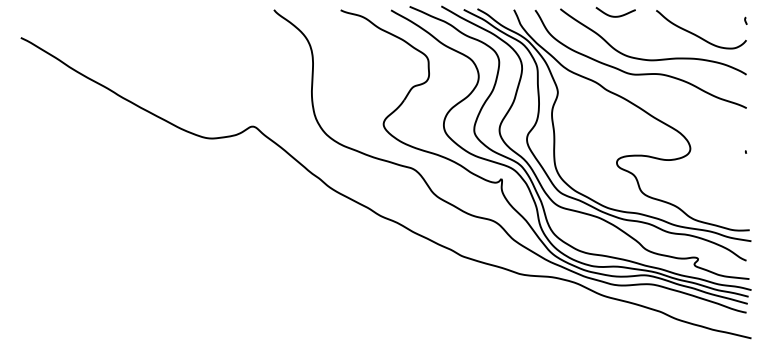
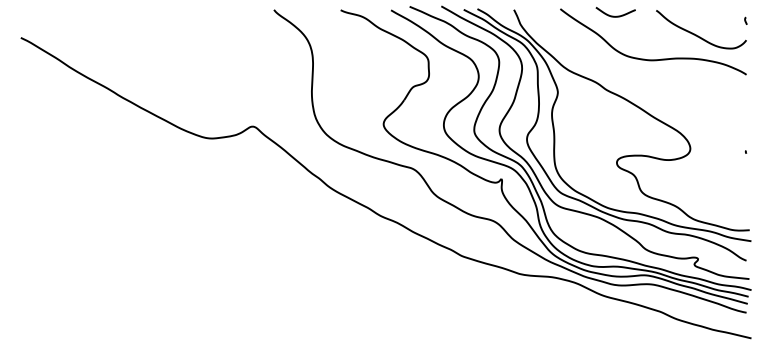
curve: present -> none (640, 73)
